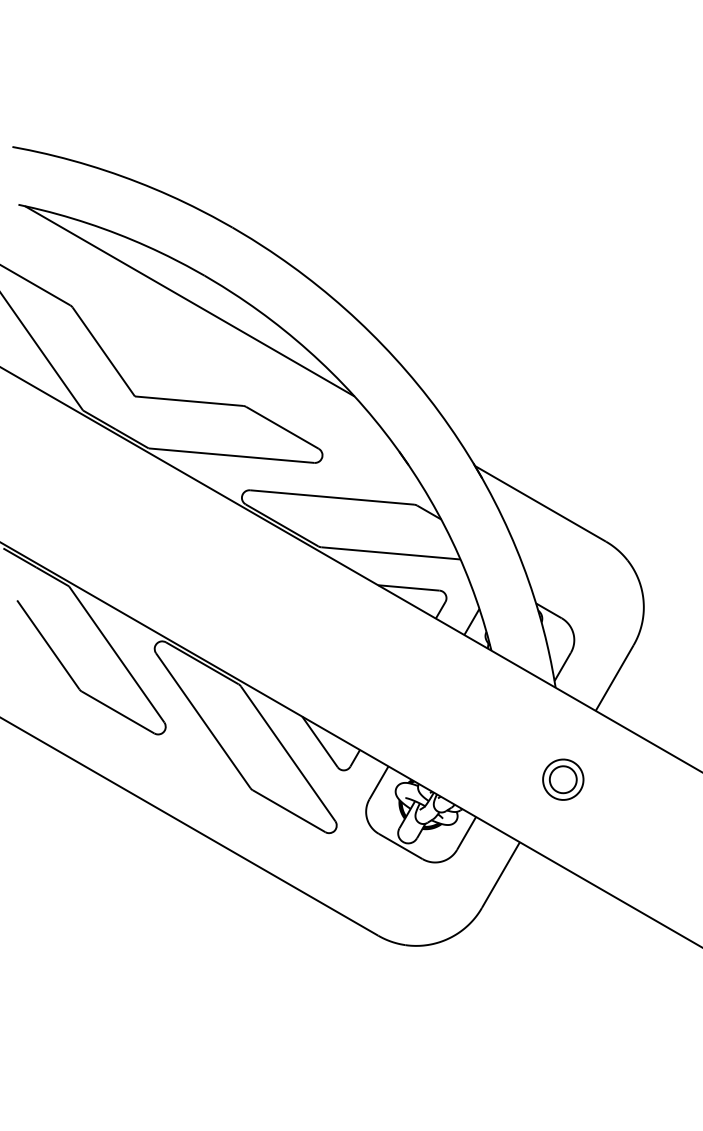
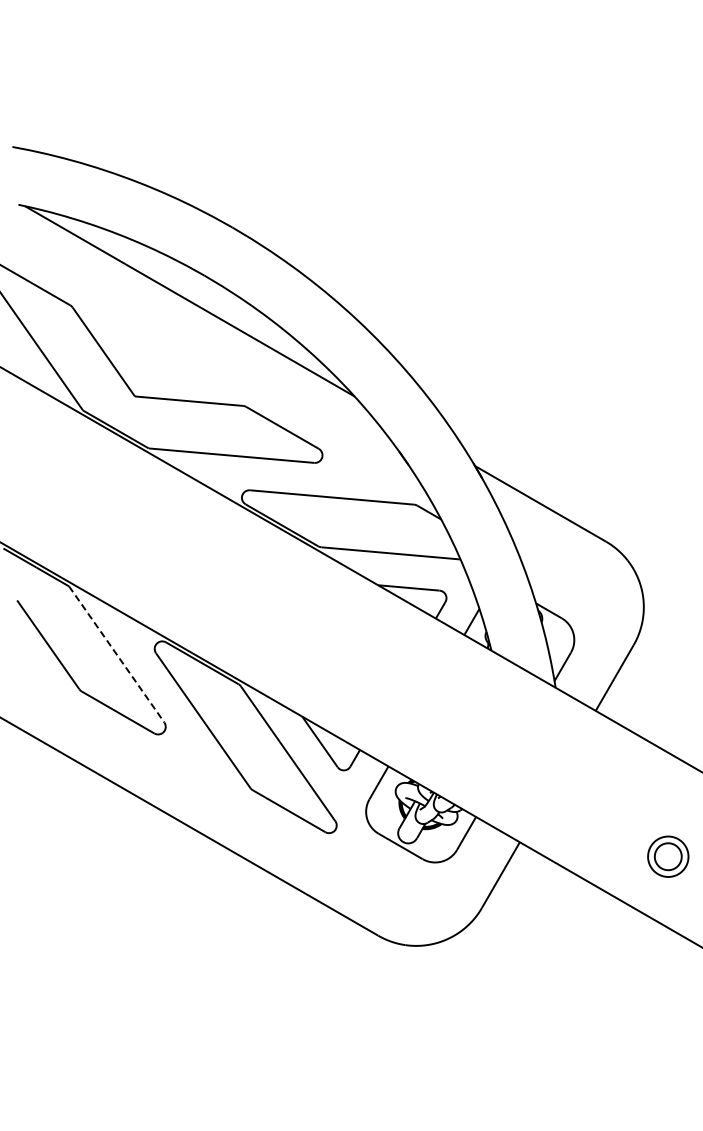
line: solid -> dashed (117, 654)
part position: (563, 779) -> (668, 856) (668, 856)
